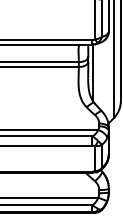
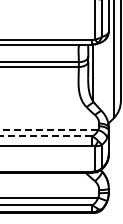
line: solid -> dashed (49, 130)
line: solid -> dashed (46, 136)
